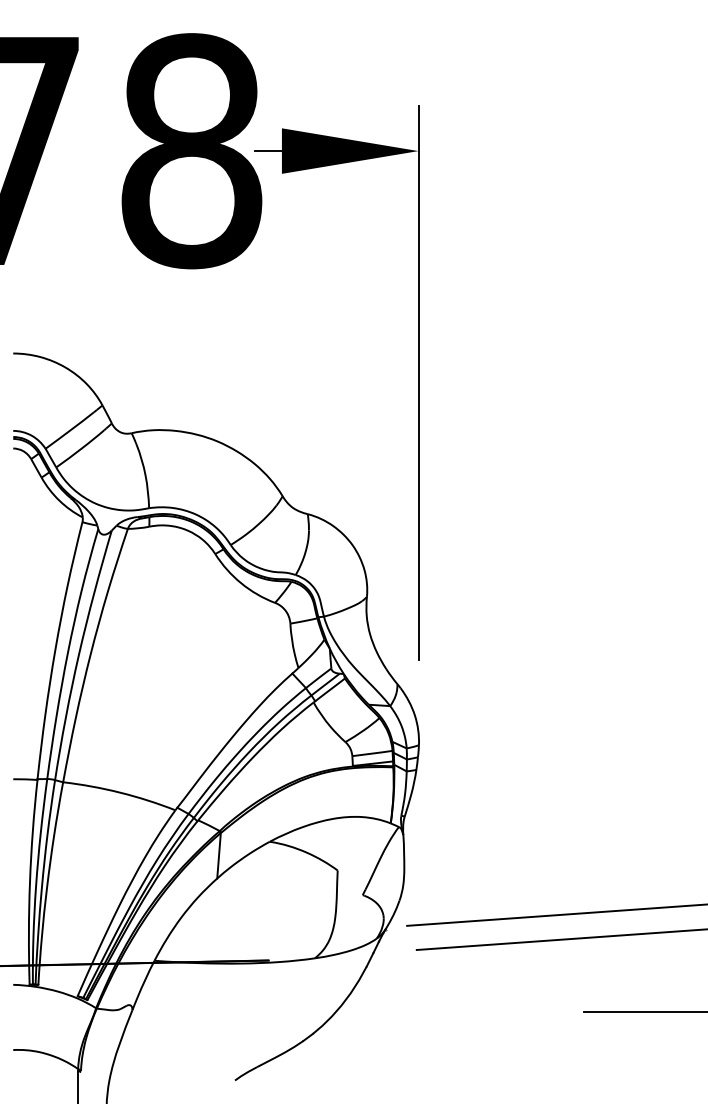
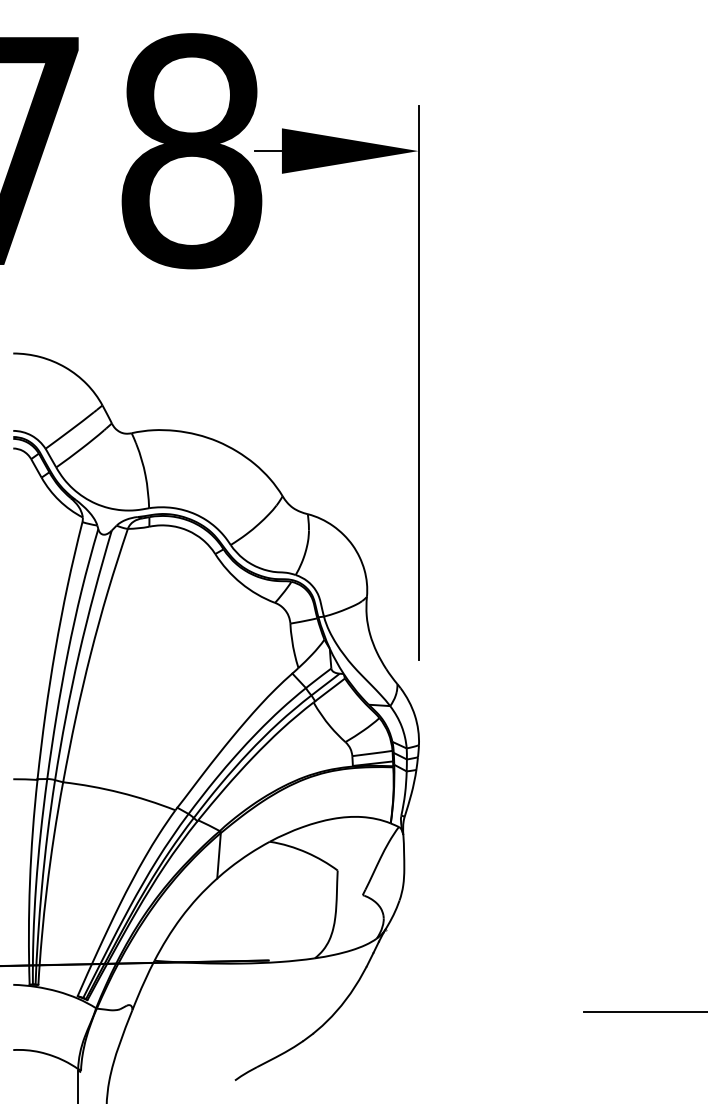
line: present -> none (555, 914)
line: present -> none (560, 939)
